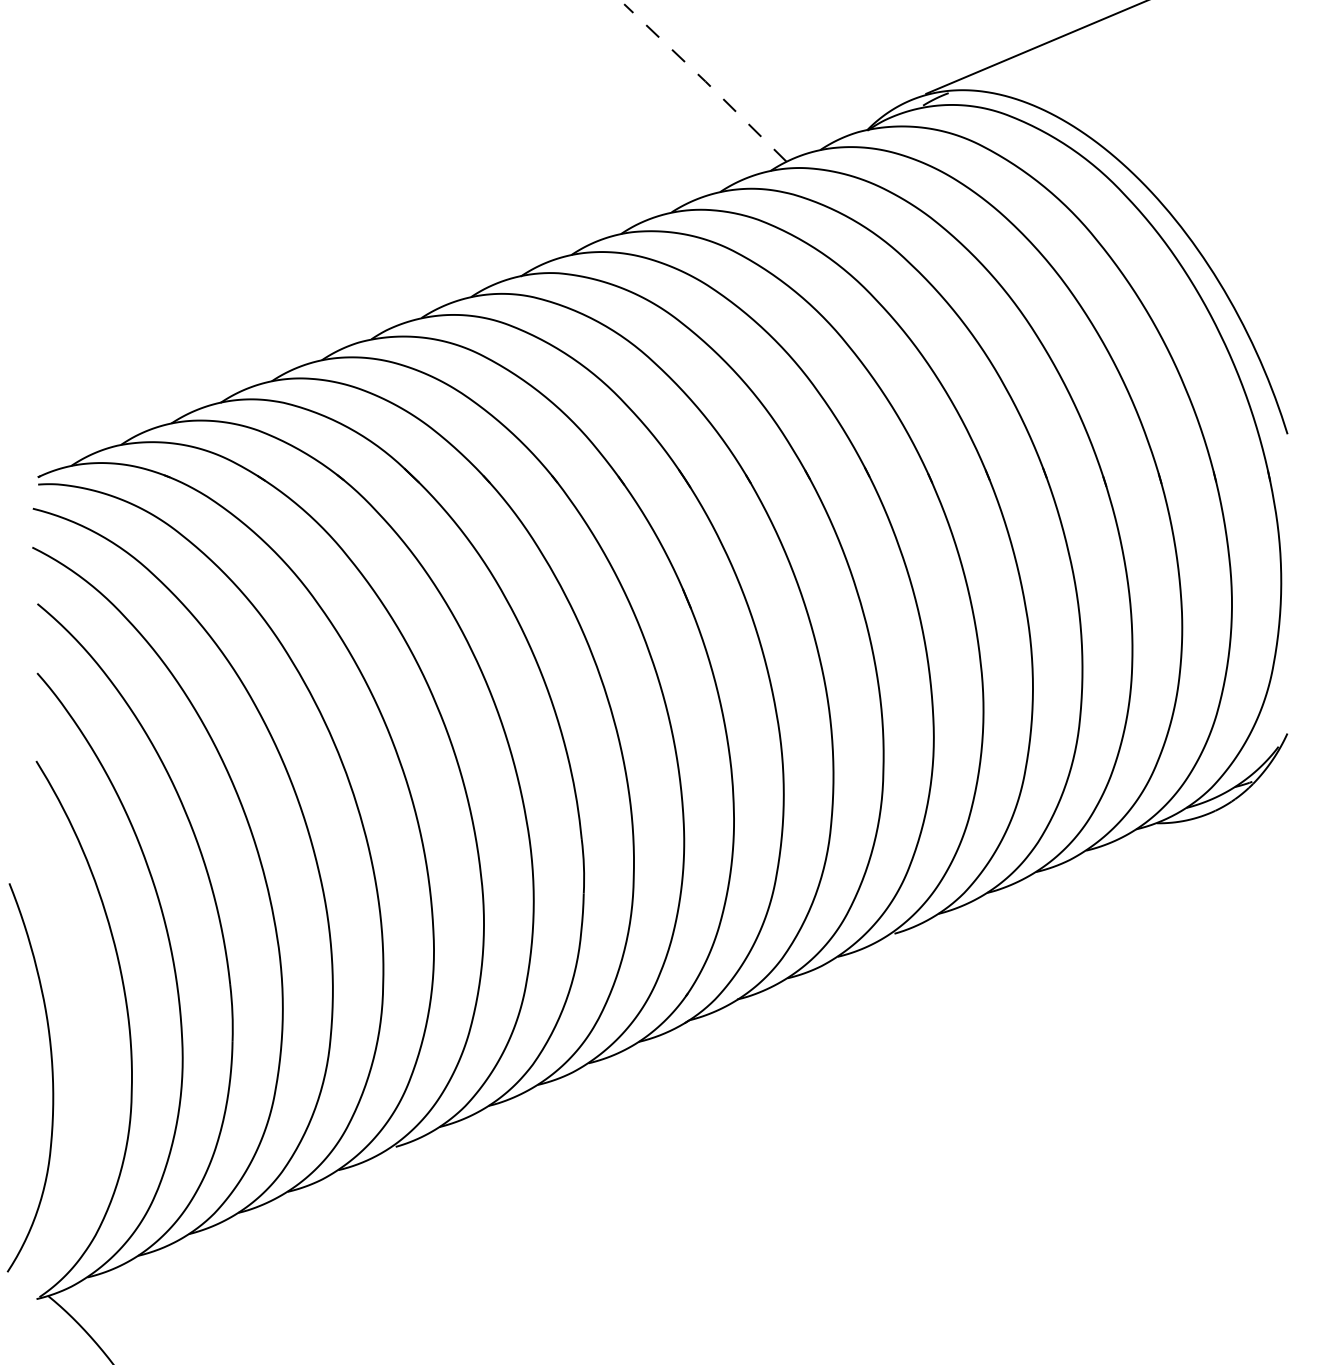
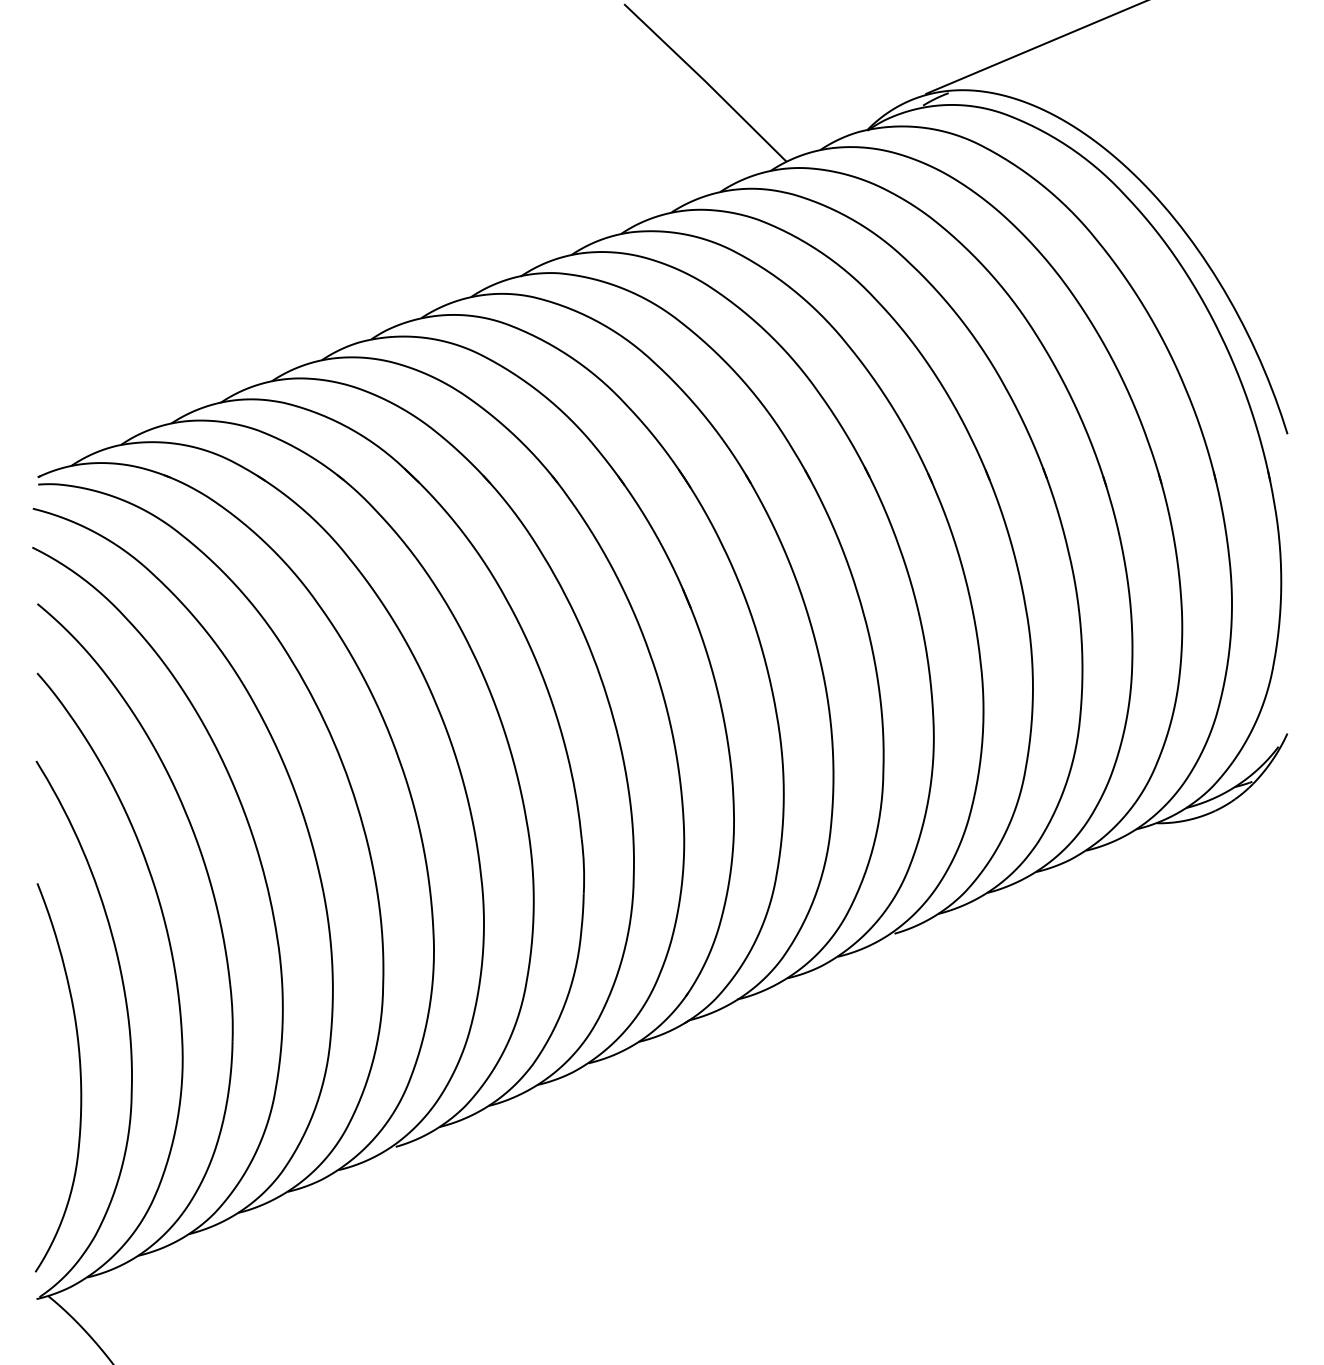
line: dashed -> solid (705, 81)
curve position: (51, 1075) -> (79, 1075) (79, 1075)
